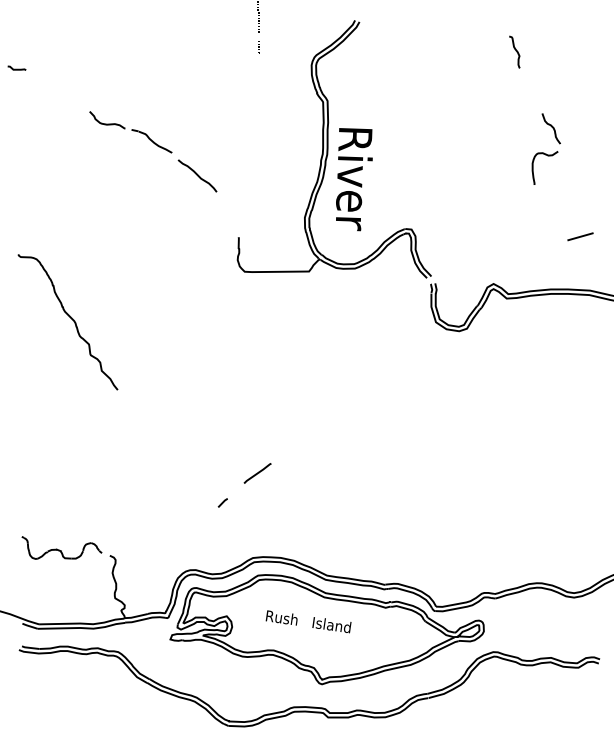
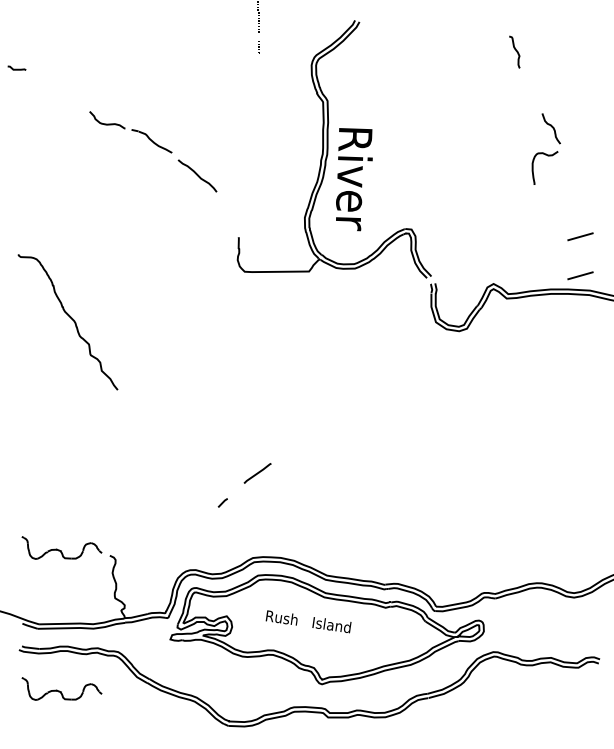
line: none -> present (580, 275)
part: none -> present (61, 688)
